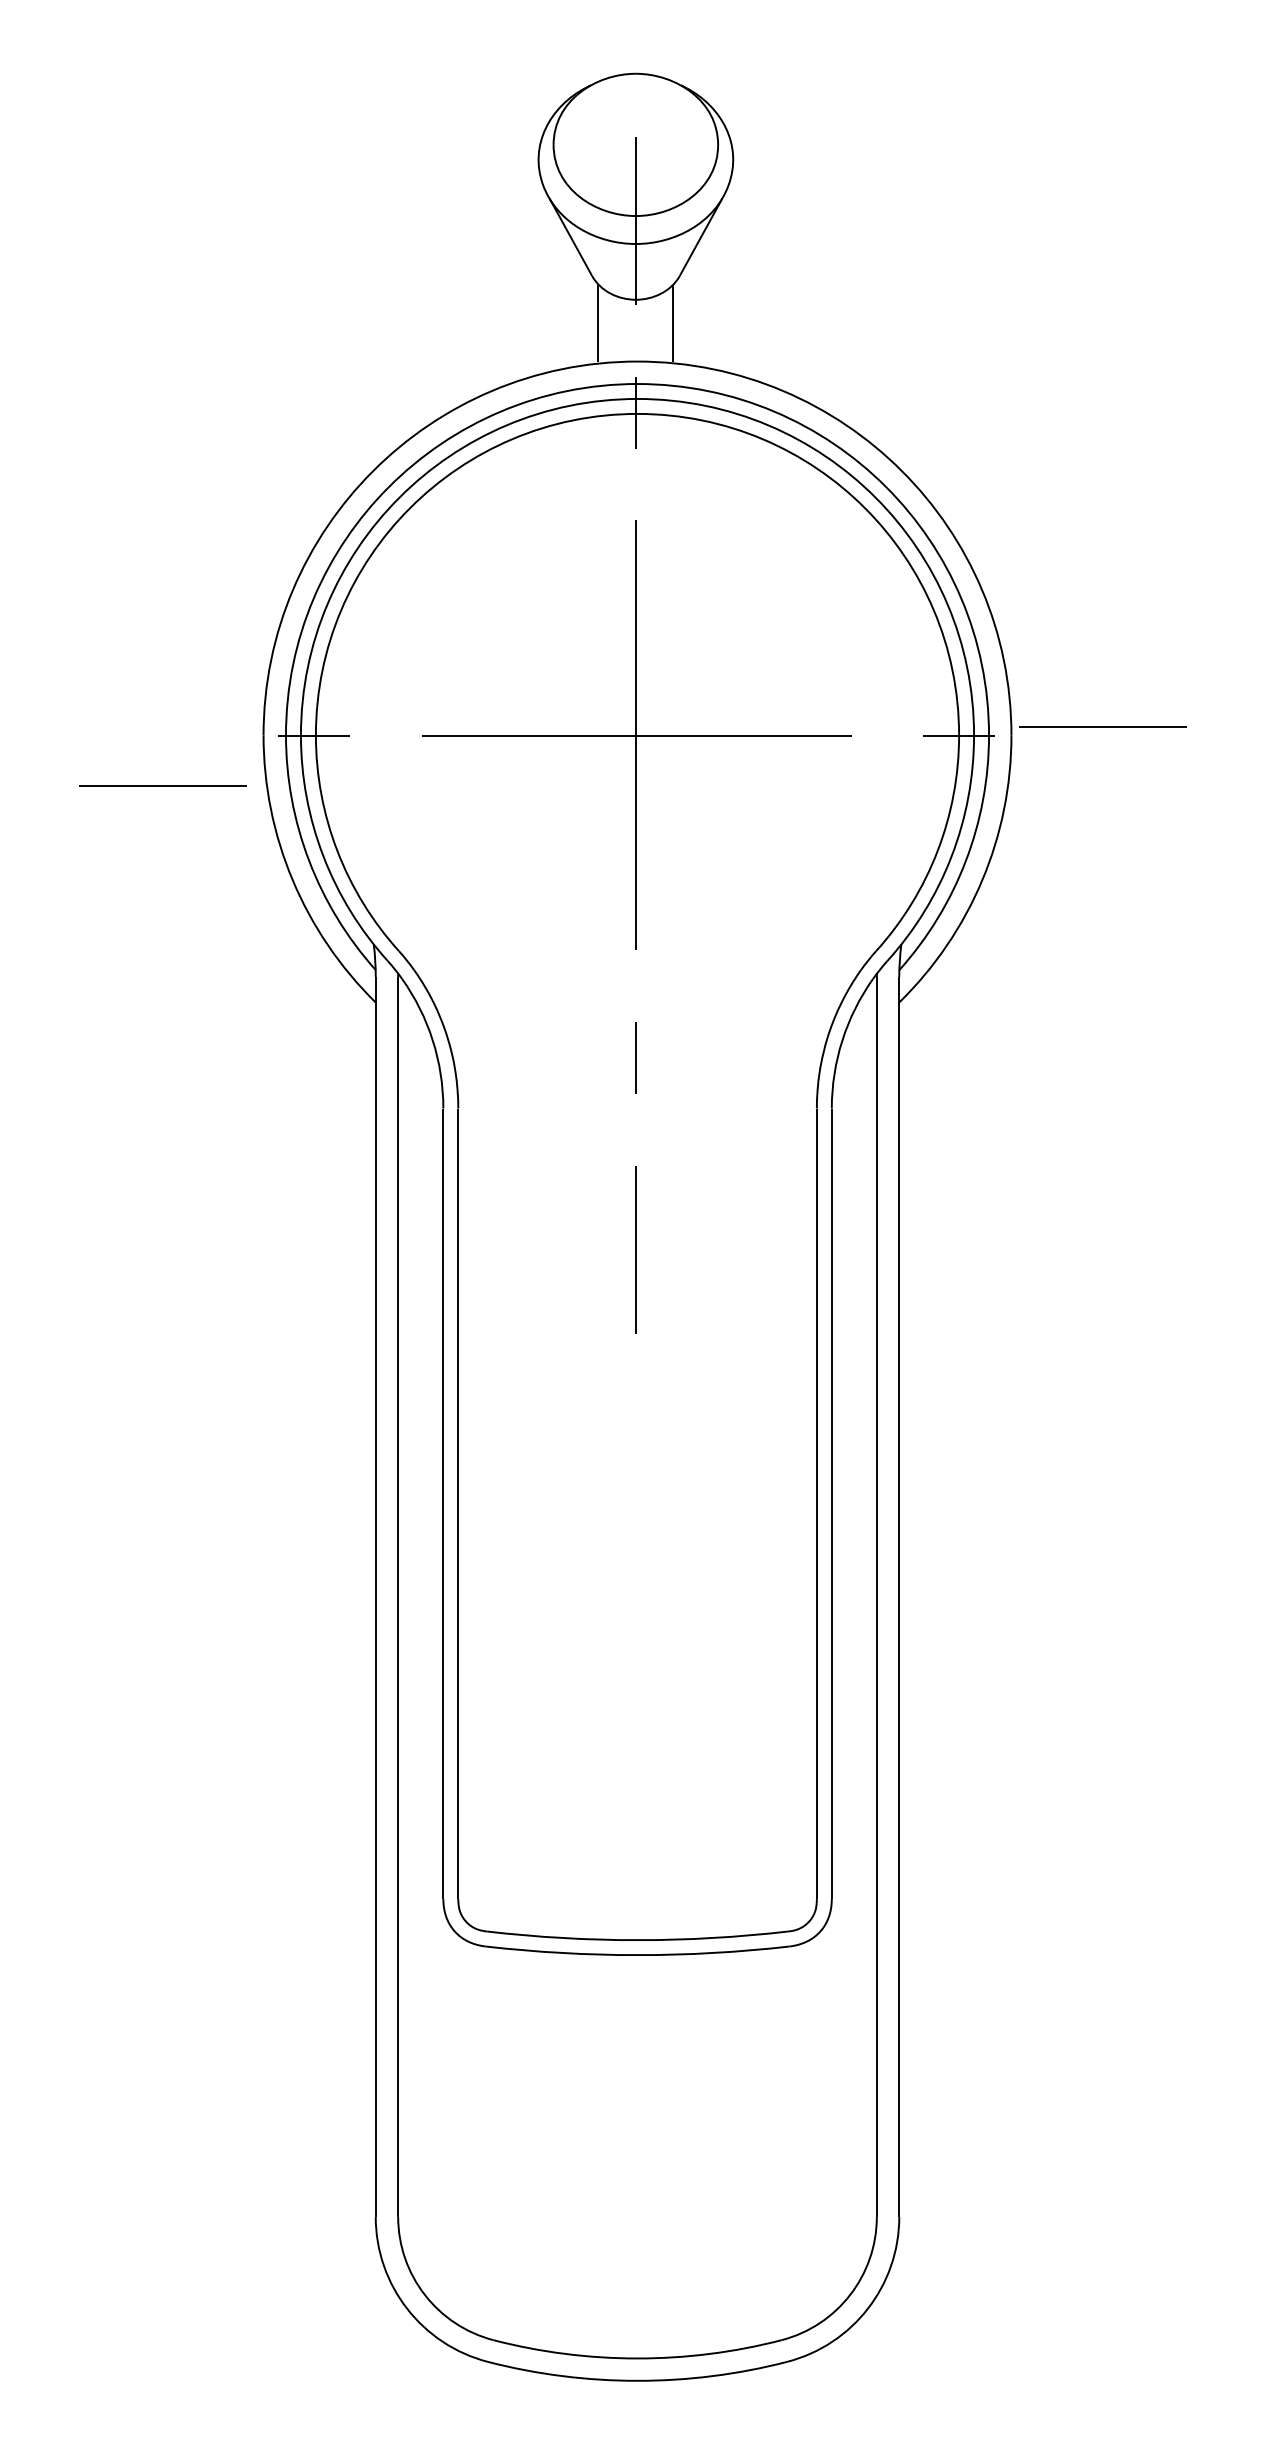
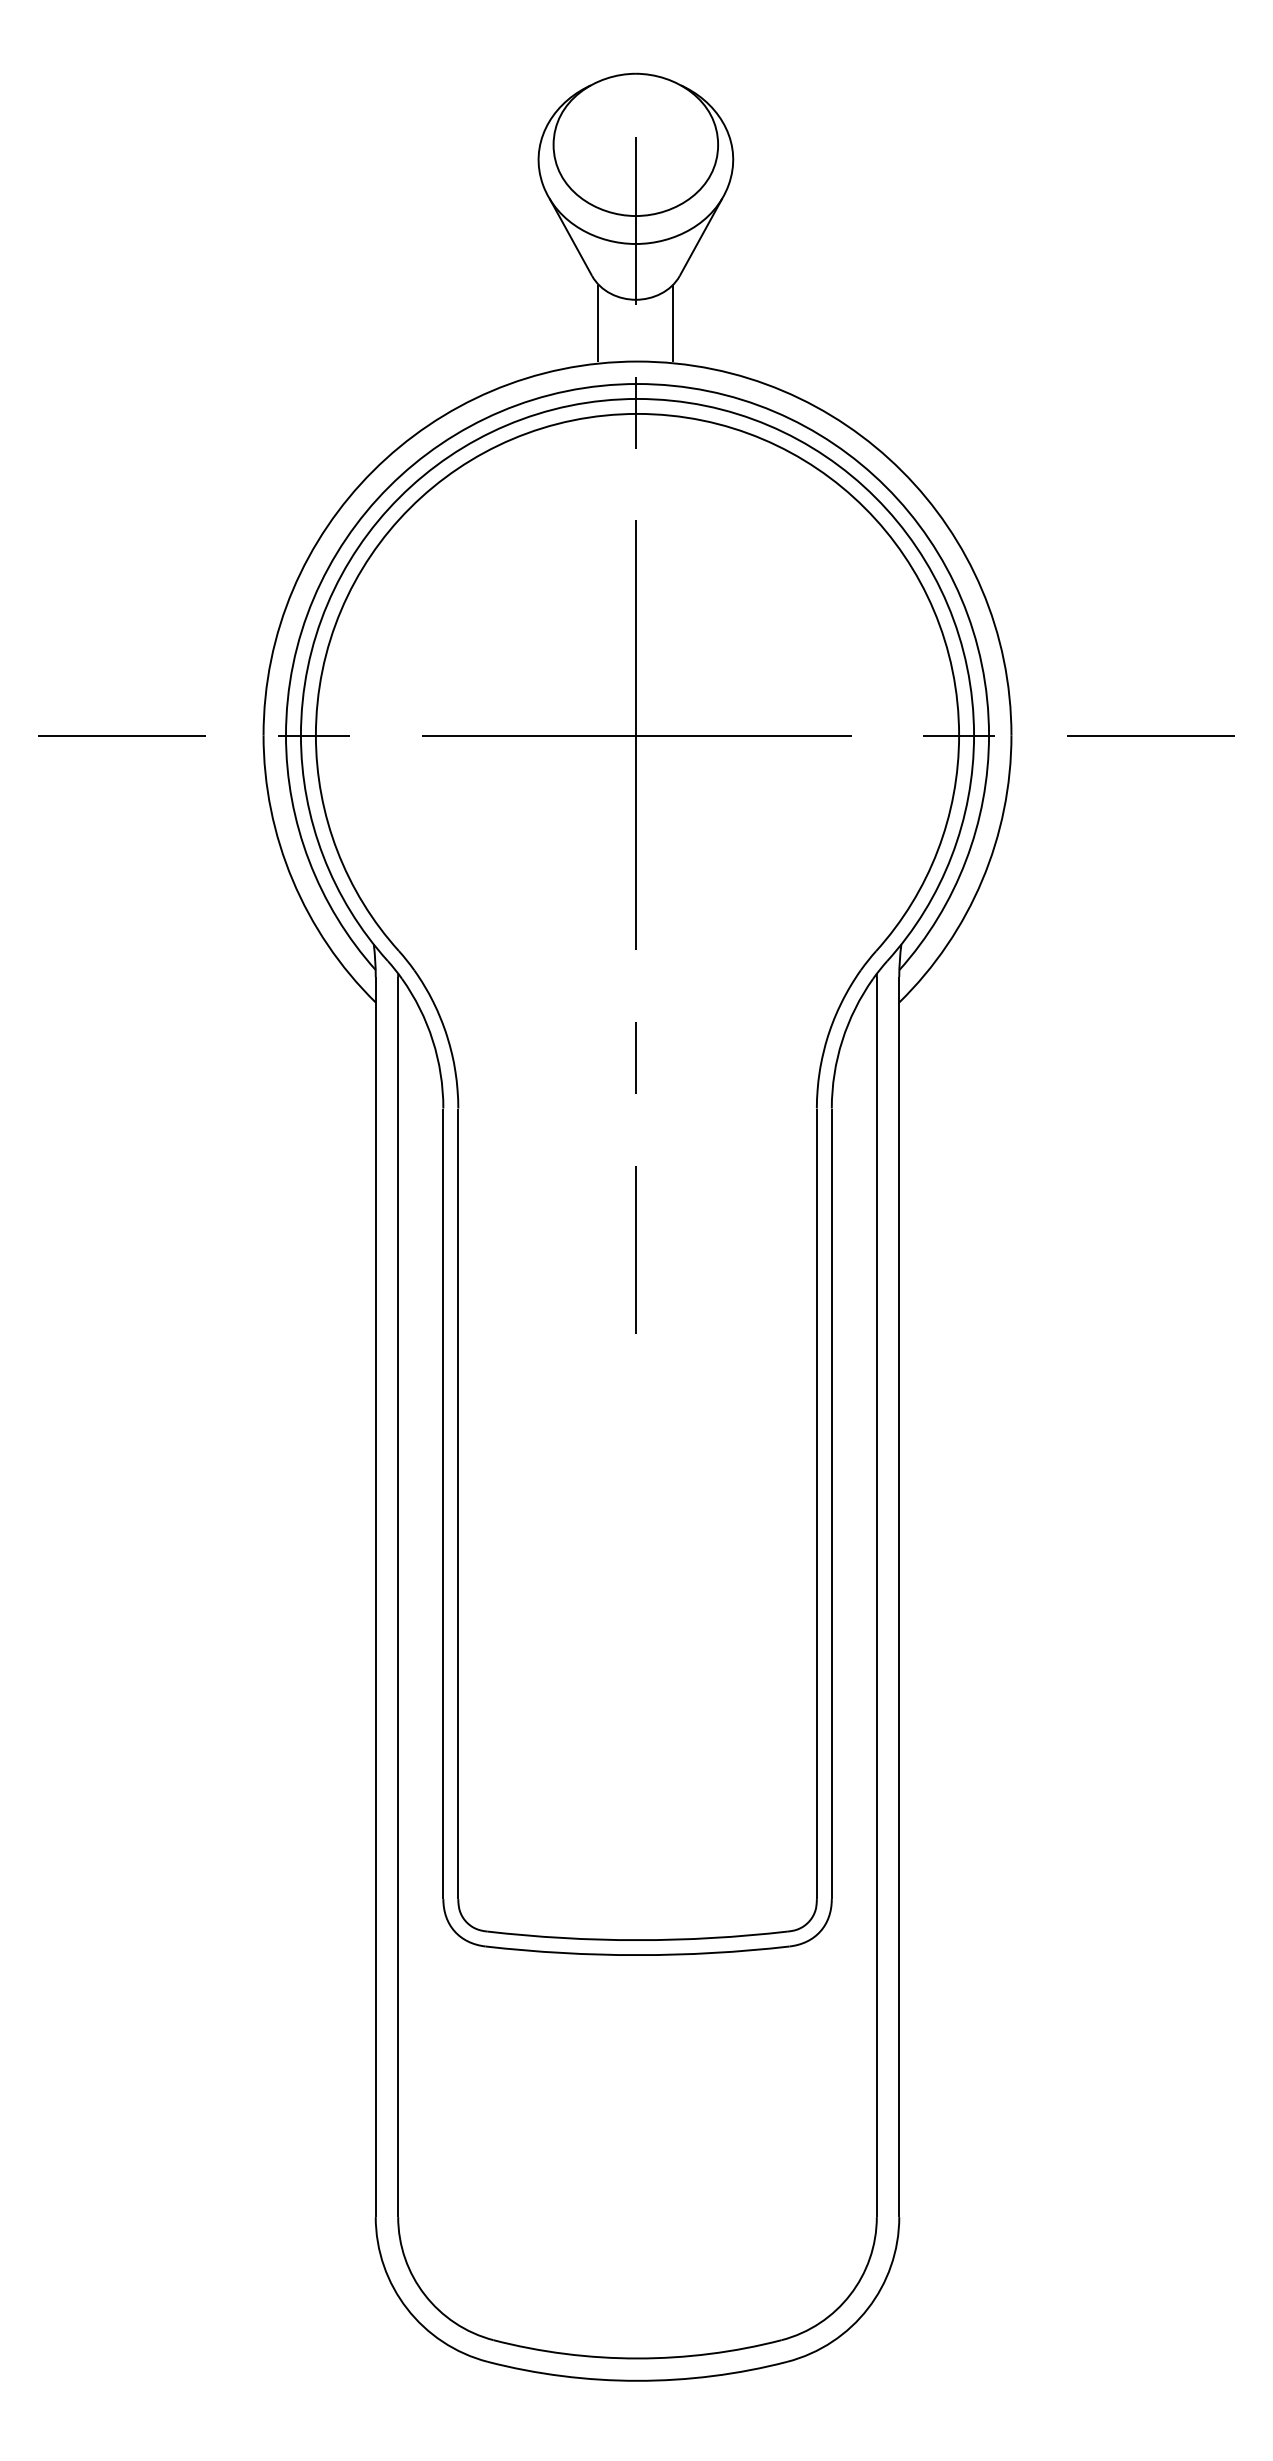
line position: (1102, 726) -> (1150, 735) (1150, 735)
line position: (162, 785) -> (121, 735) (121, 735)
